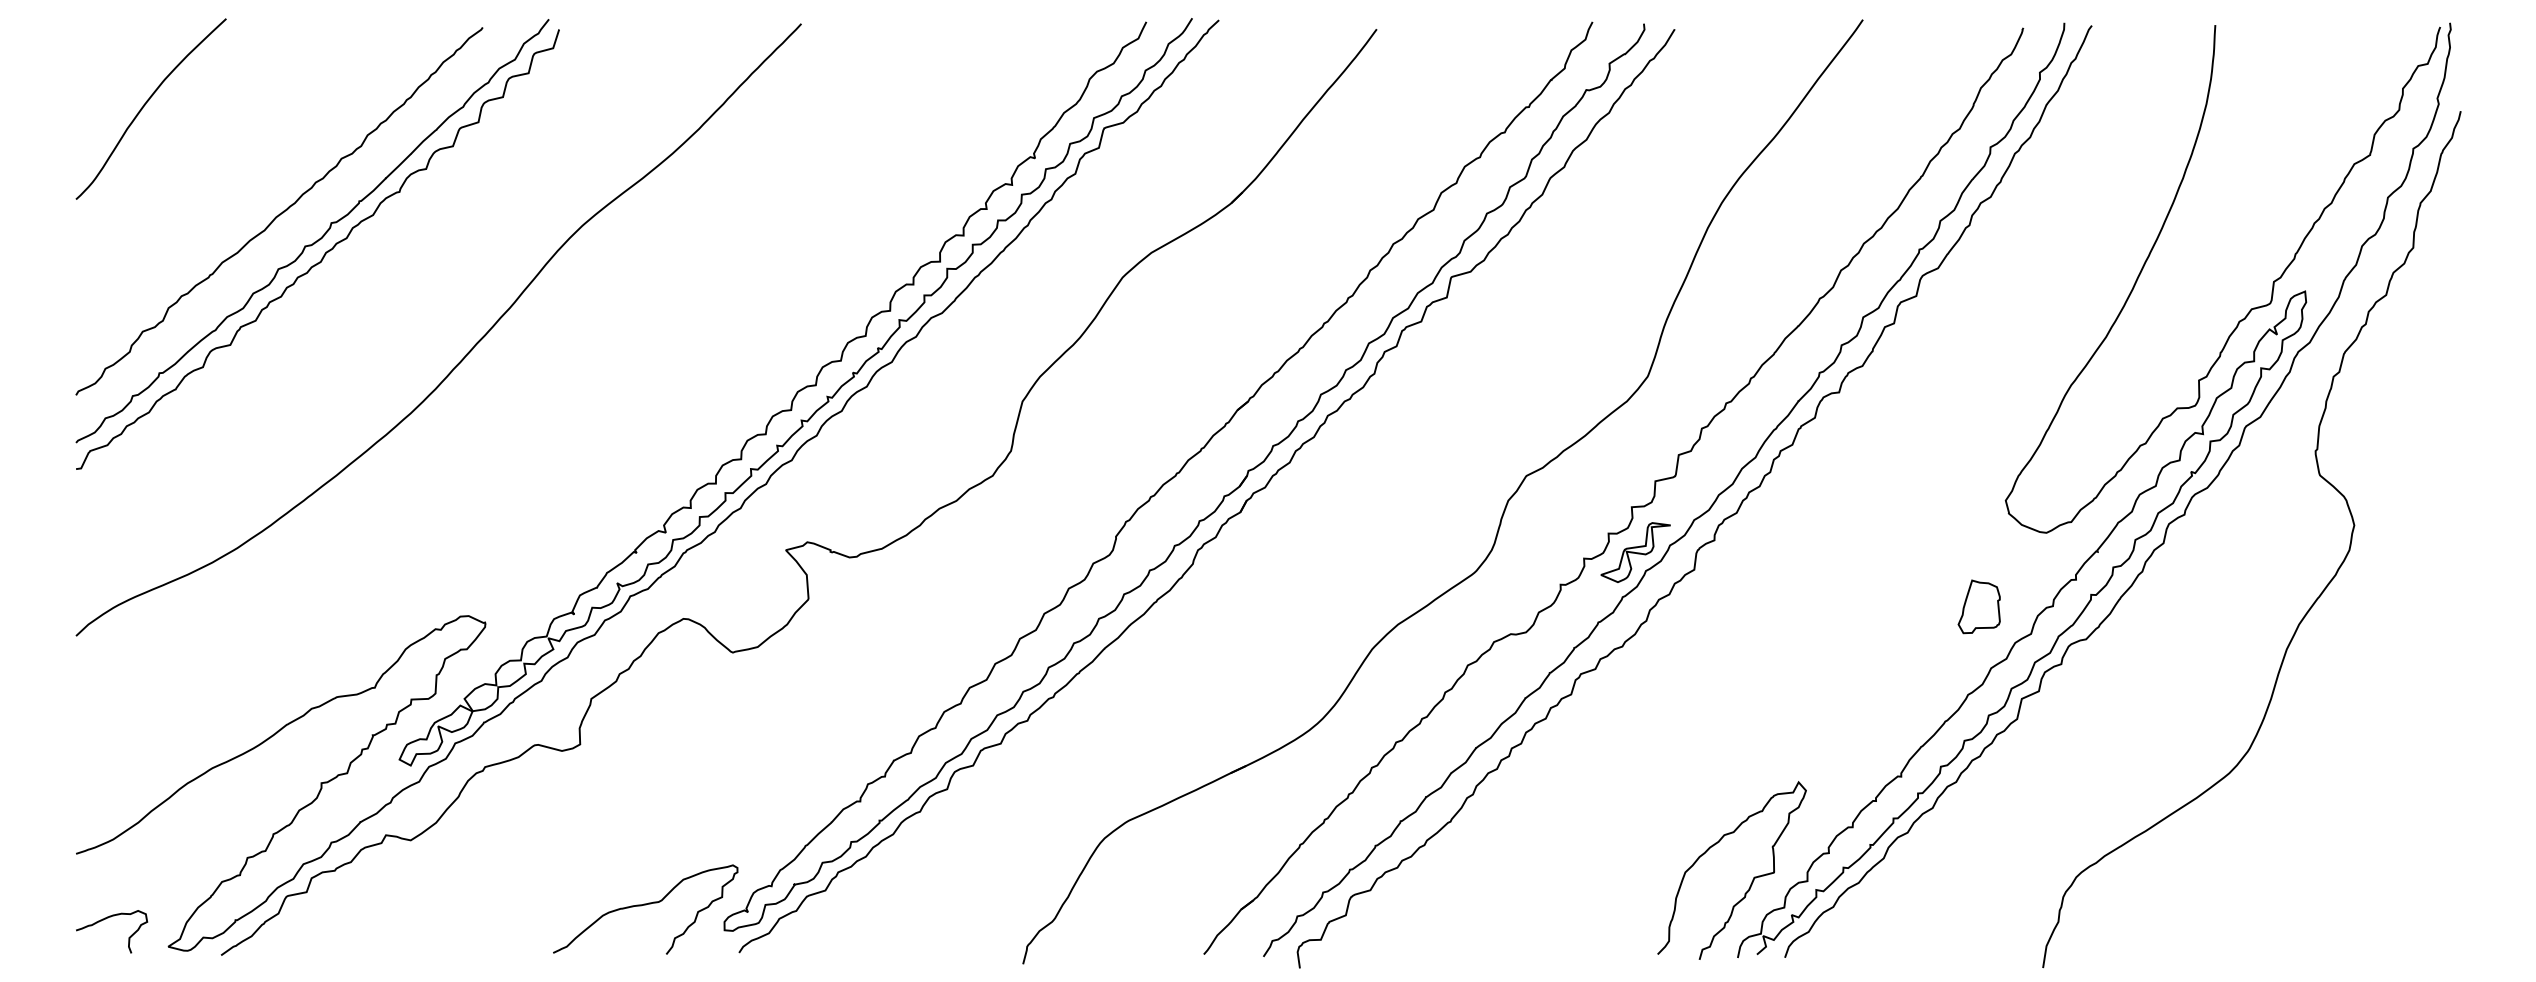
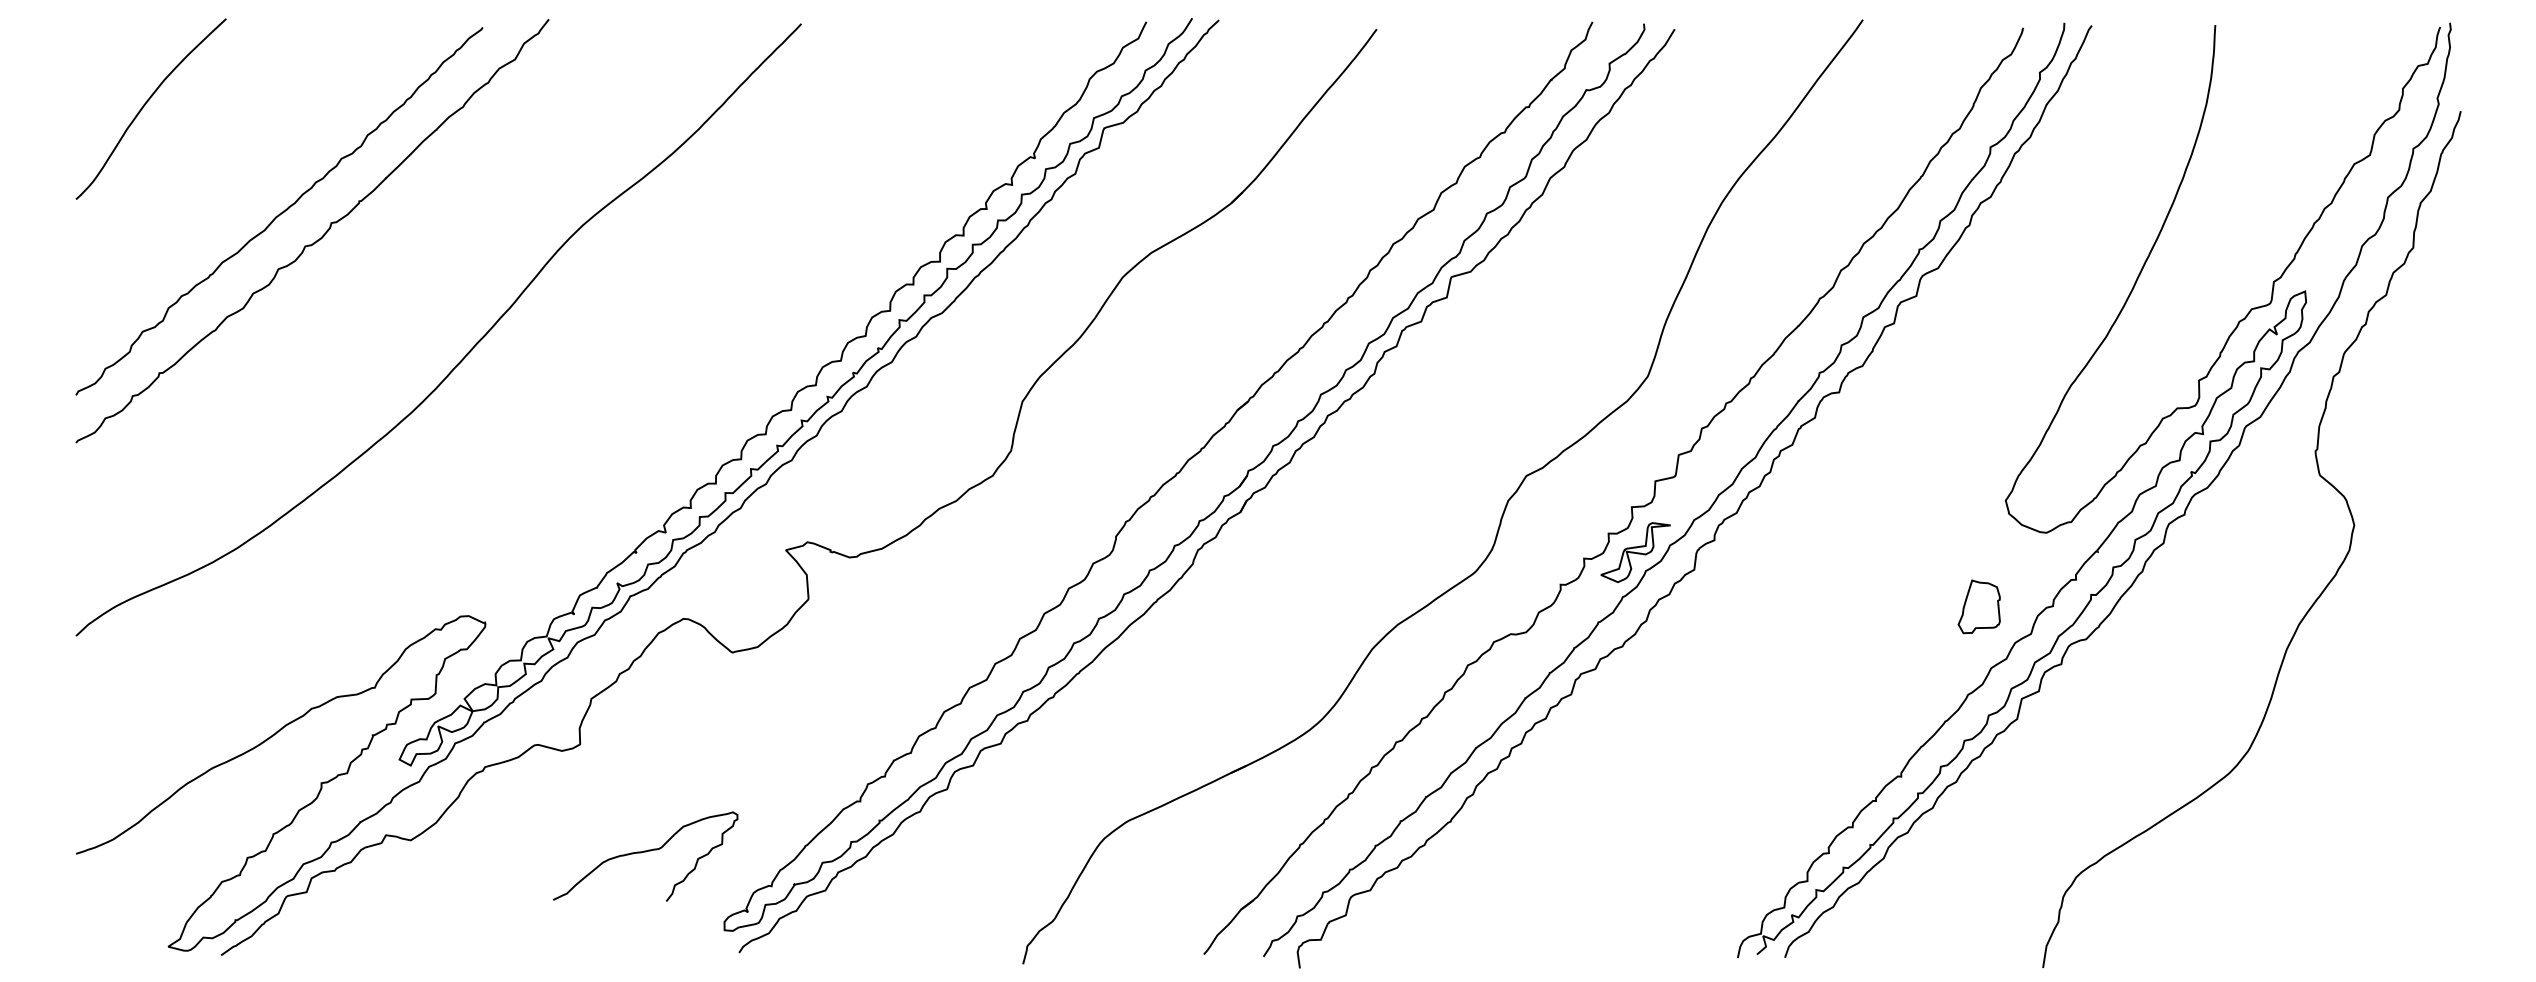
curve: present -> none (324, 253)
curve: present -> none (1751, 881)
curve position: (645, 905) -> (645, 852) (645, 852)
curve: present -> none (108, 918)
